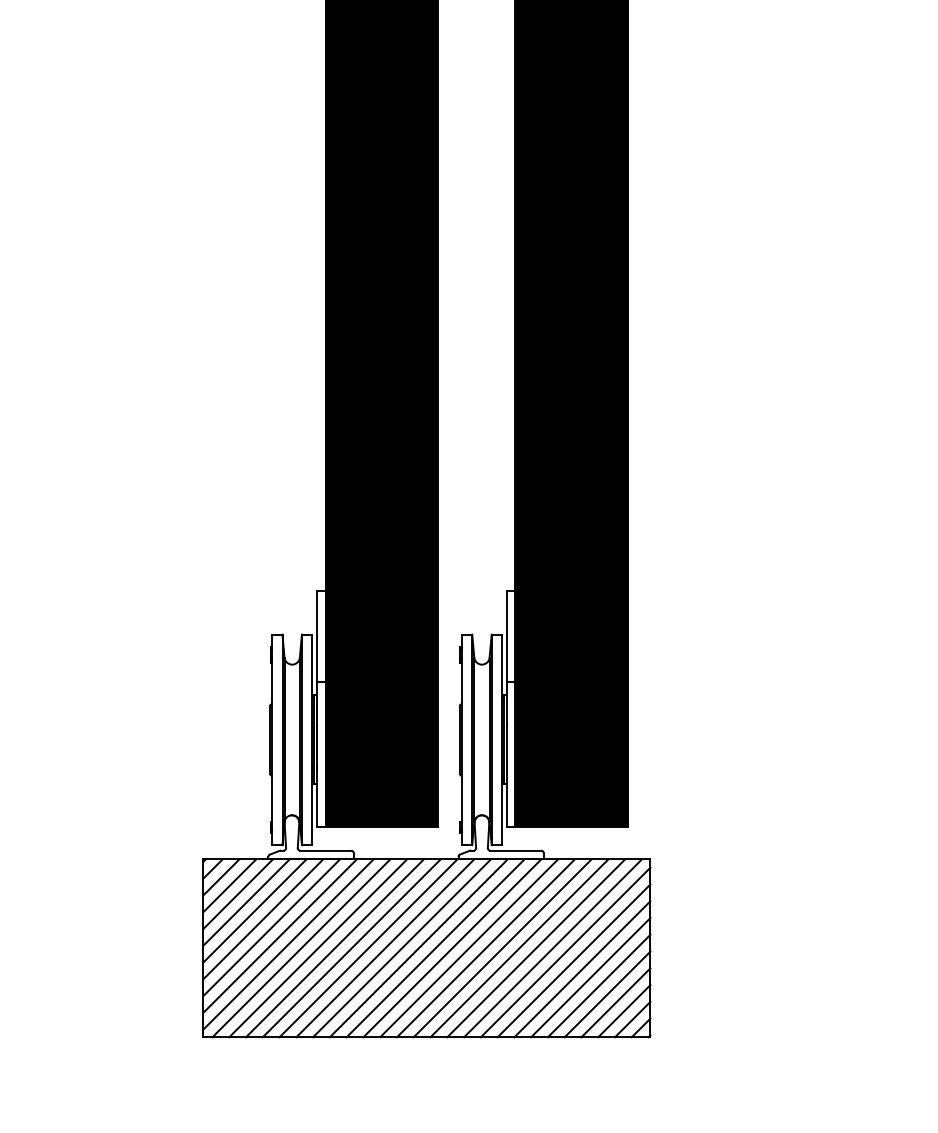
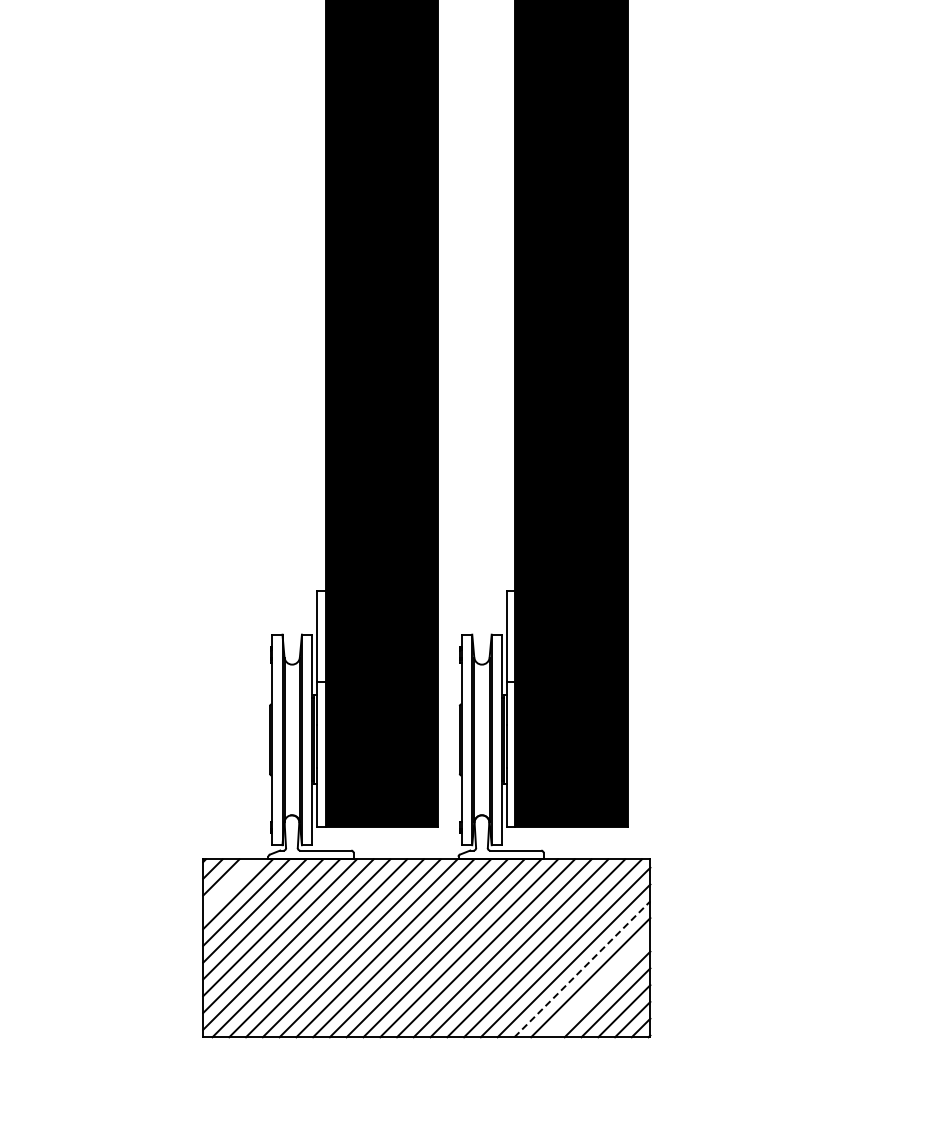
line: present -> none (229, 885)
line: solid -> dashed (582, 968)
line: present -> none (598, 985)
